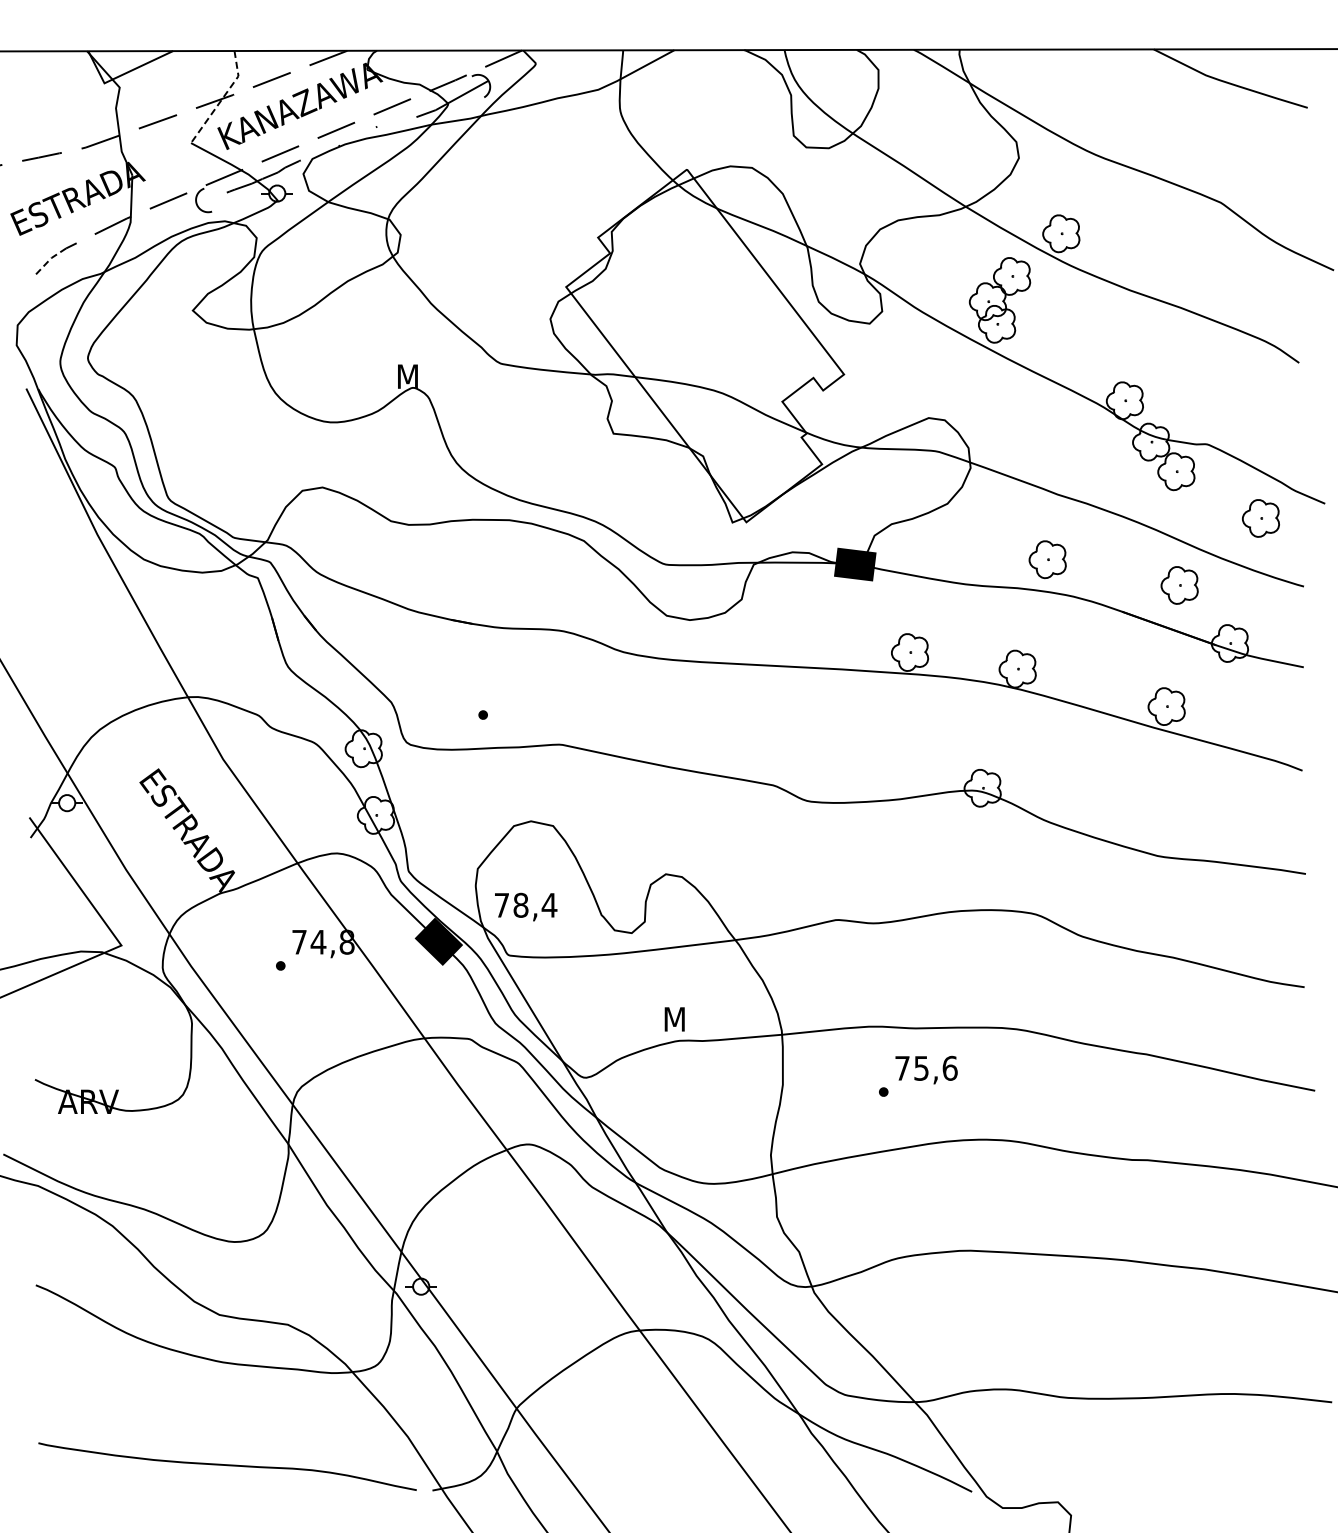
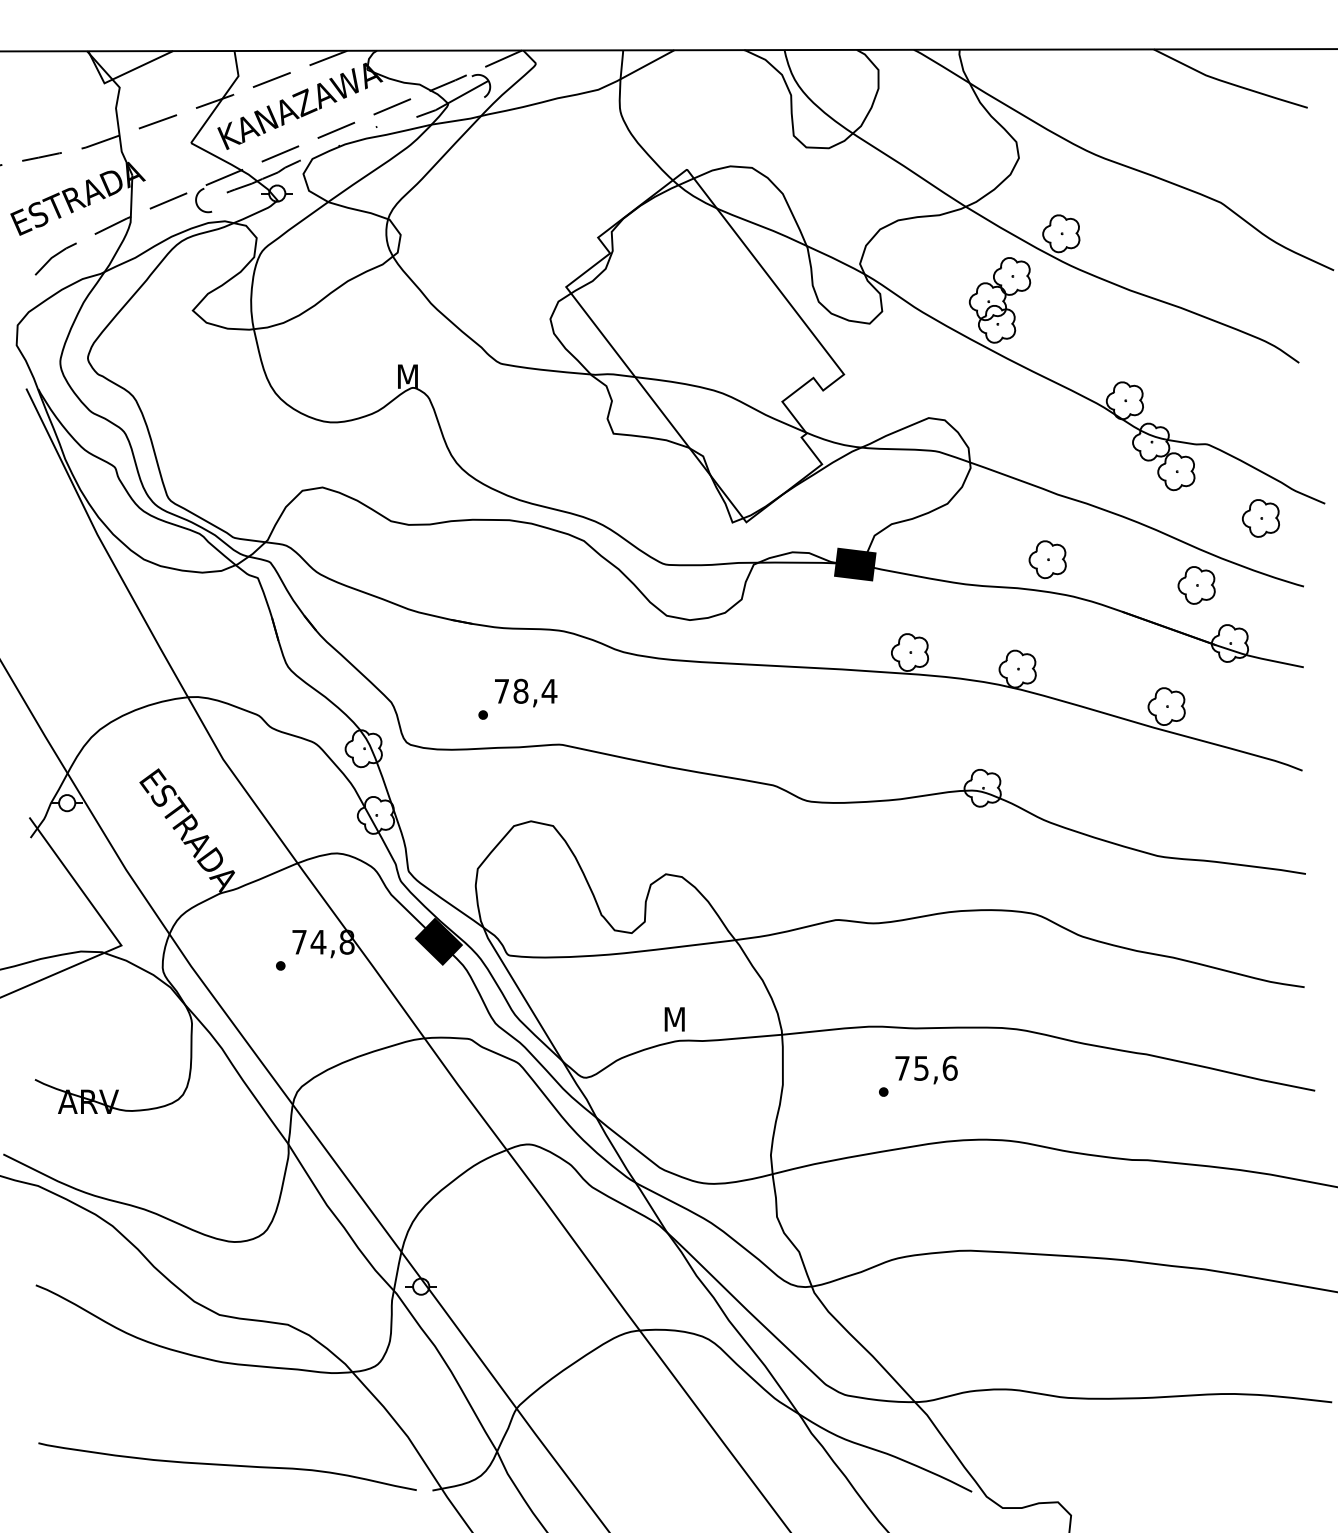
line: dashed -> solid (222, 98)
line: dashed -> solid (49, 260)
part position: (1179, 585) -> (1196, 585) (1196, 585)
text position: (526, 906) -> (526, 692) (526, 692)
